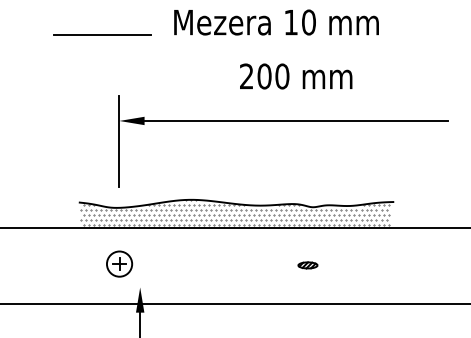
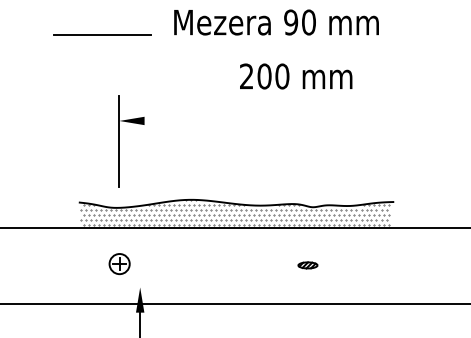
text: 10 -> 90 (291, 22)
line: present -> none (296, 120)
part size: 28x28 px -> 23x23 px (119, 264)
